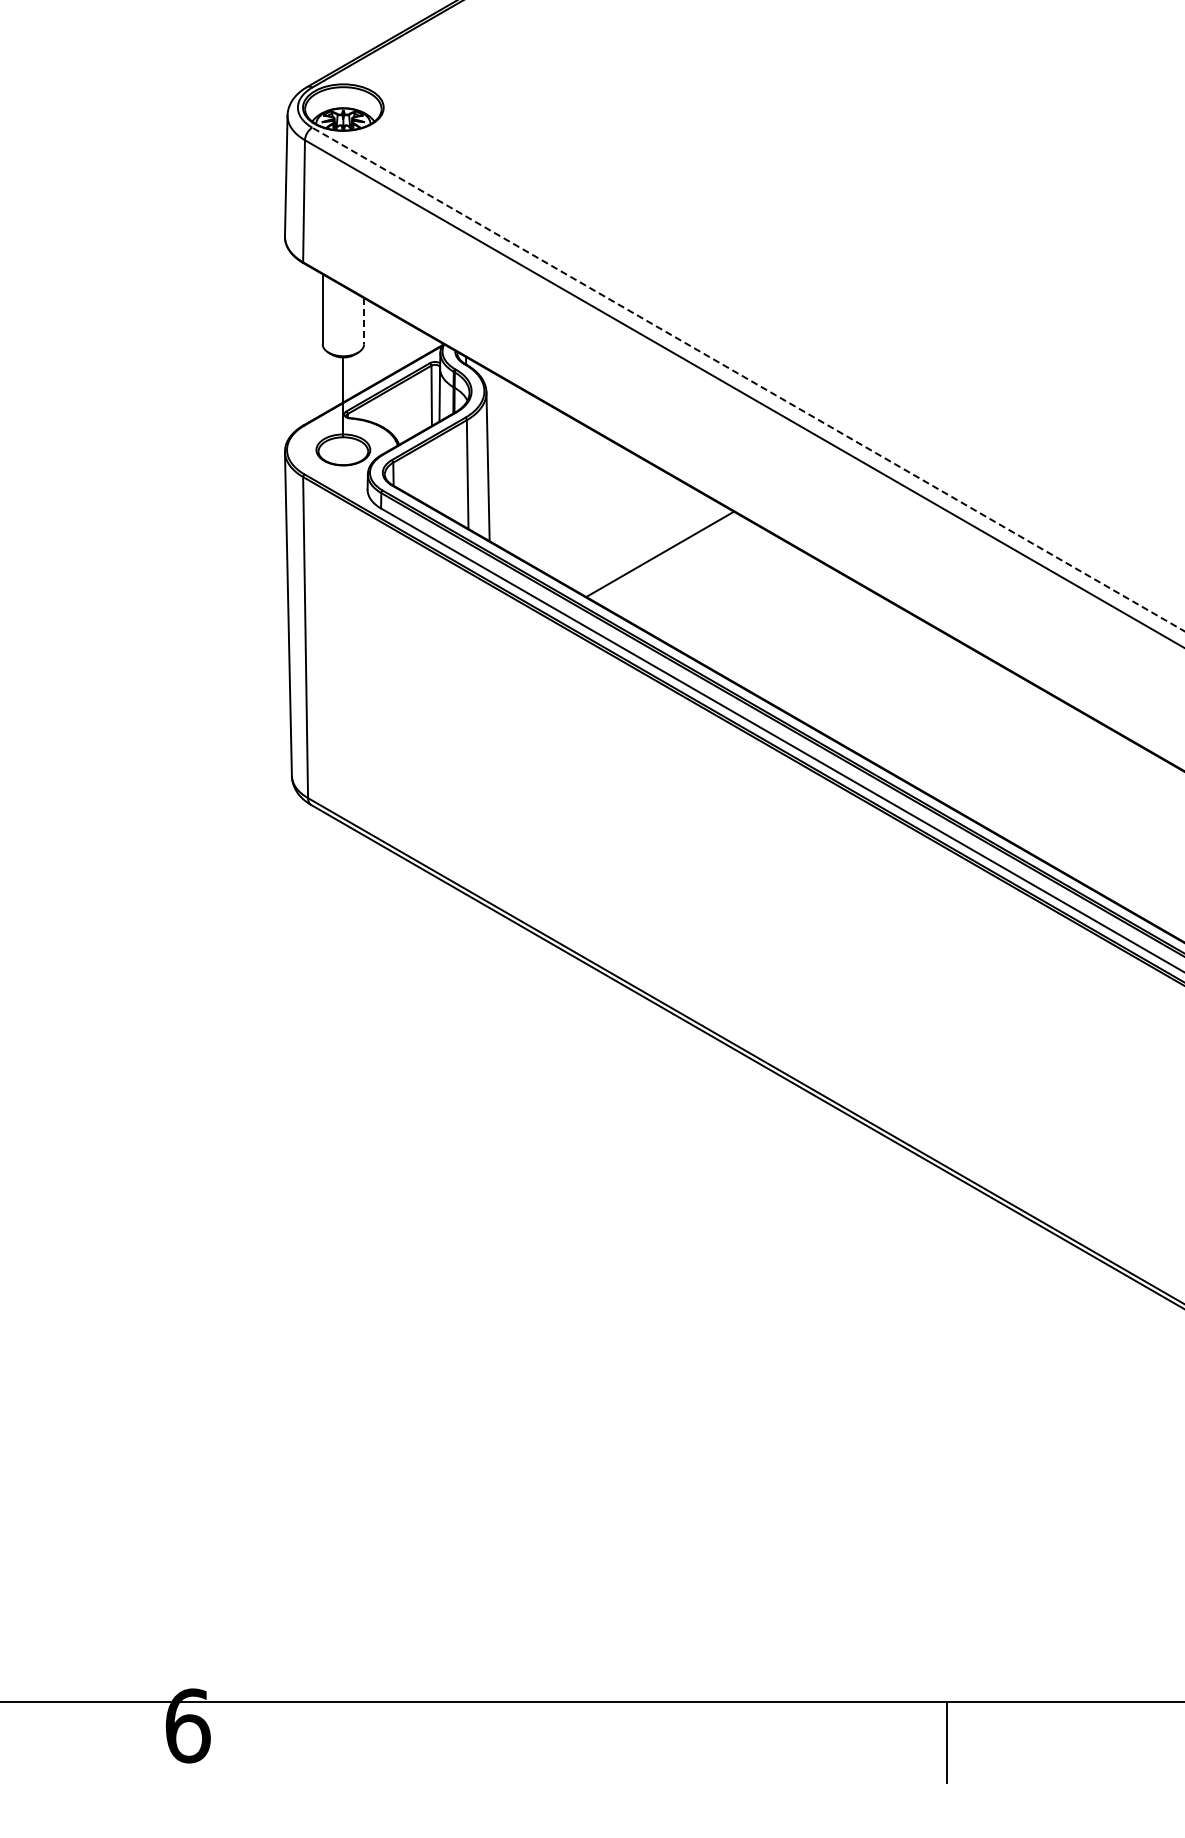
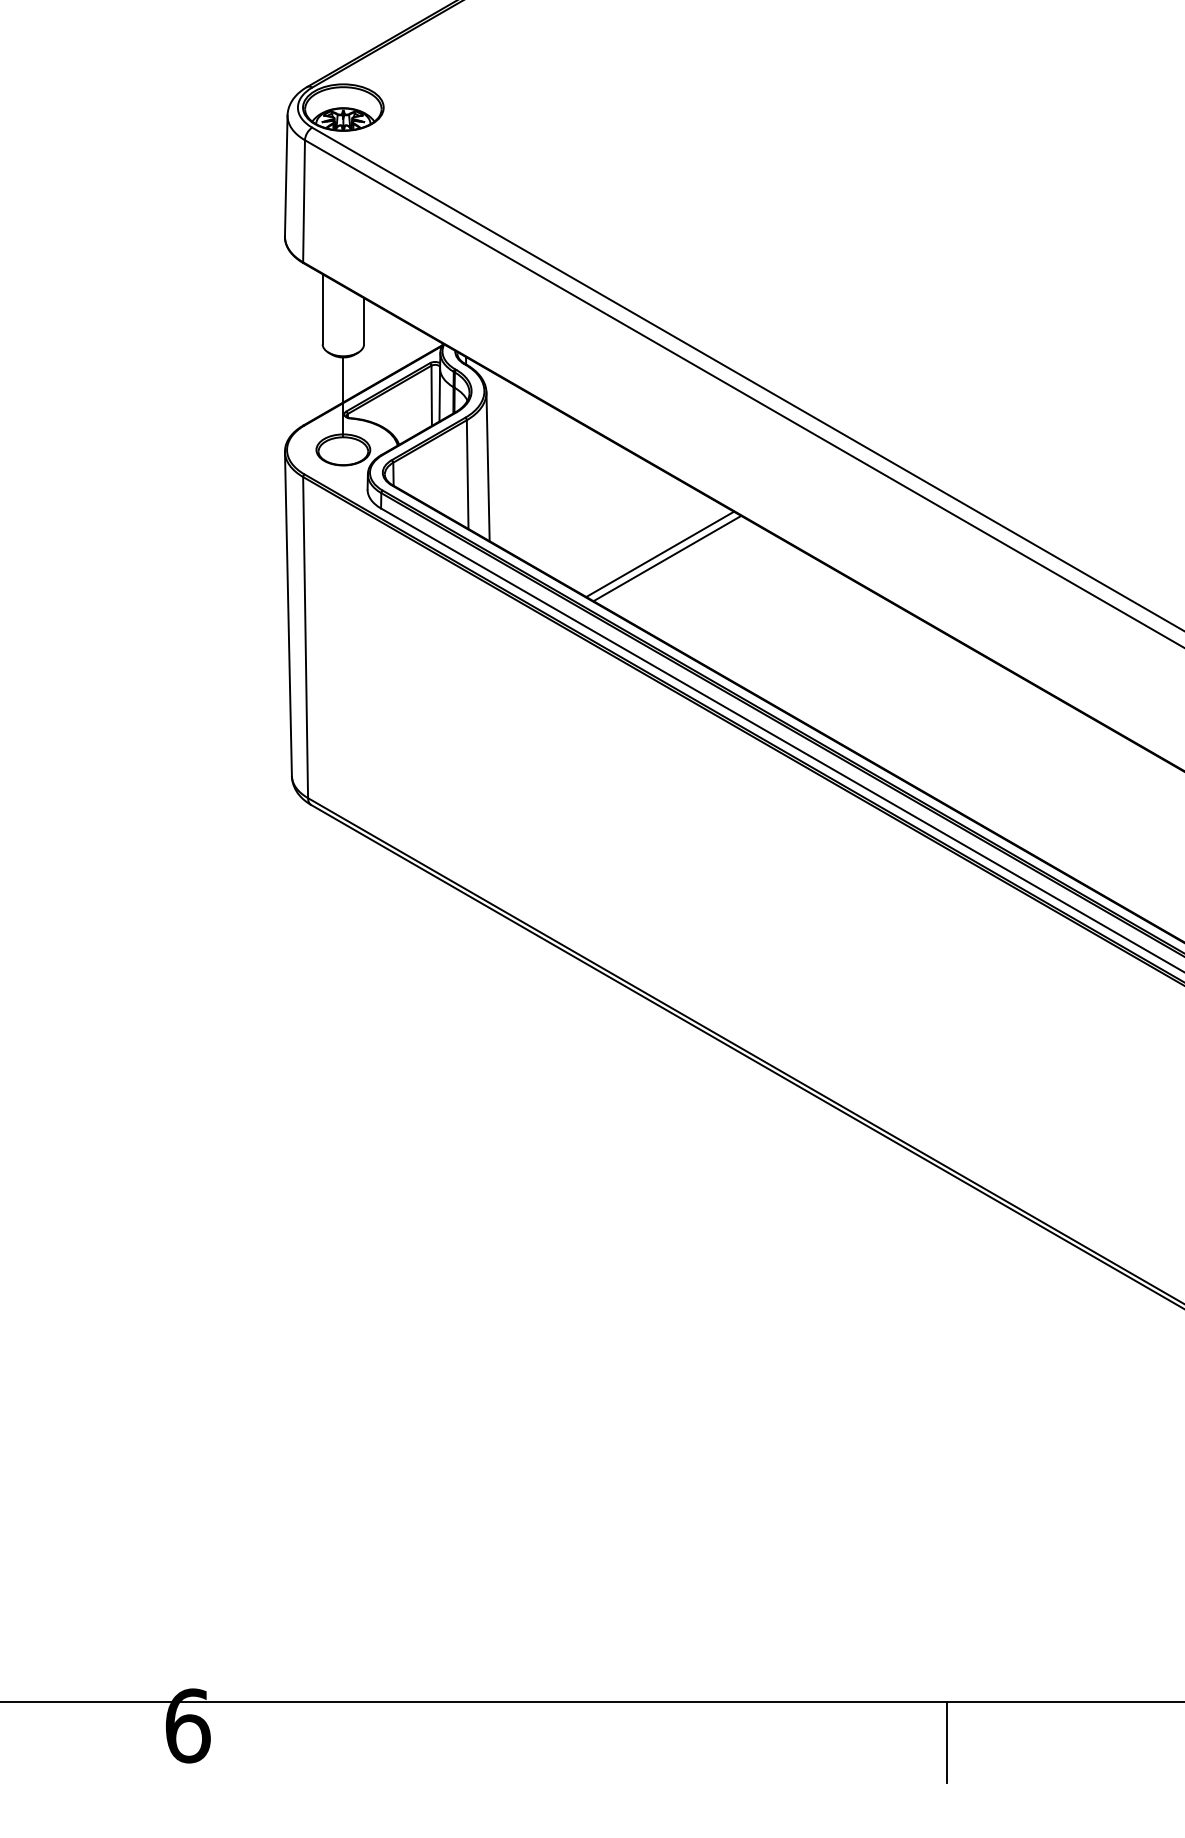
line: dashed -> solid (364, 321)
line: dashed -> solid (747, 379)
line: none -> present (667, 558)
